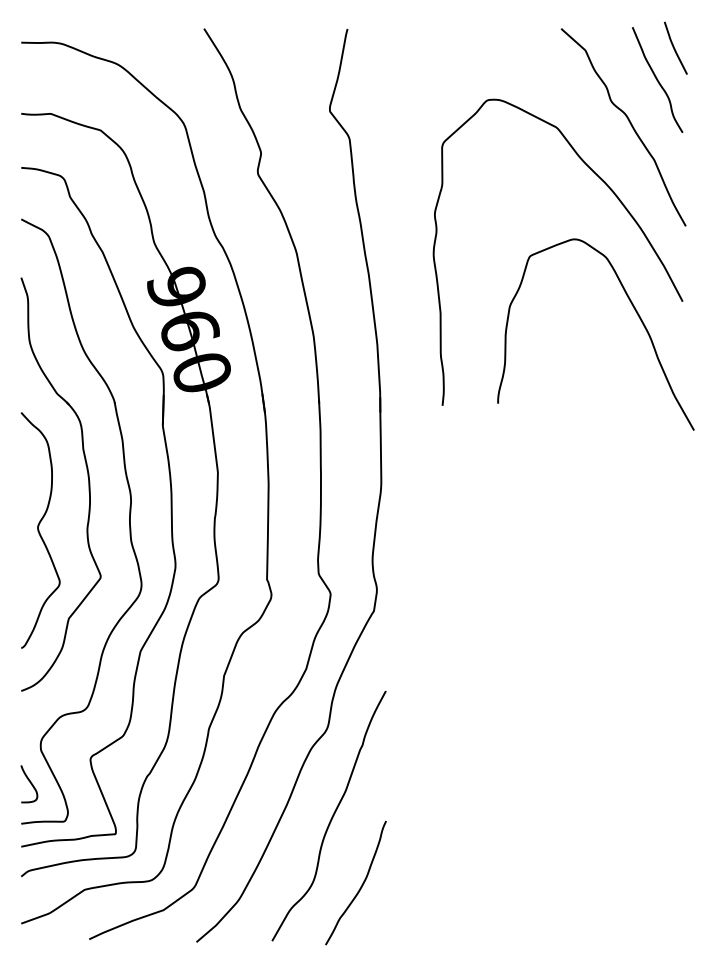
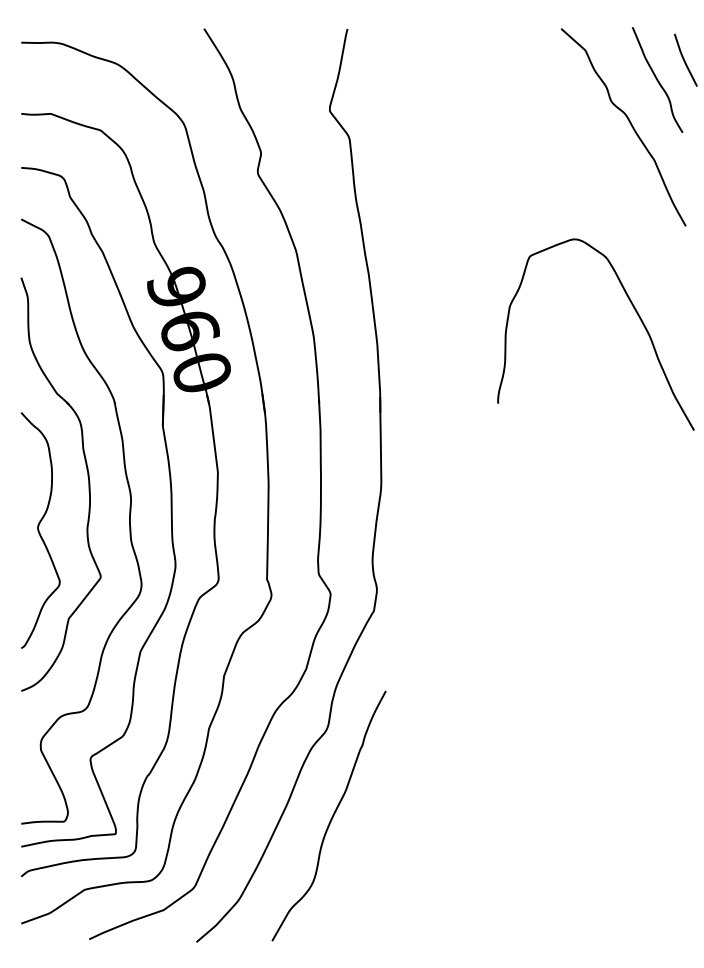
curve position: (674, 47) -> (684, 59) (684, 59)
curve: present -> none (621, 204)
curve: present -> none (30, 784)
curve: present -> none (361, 884)
